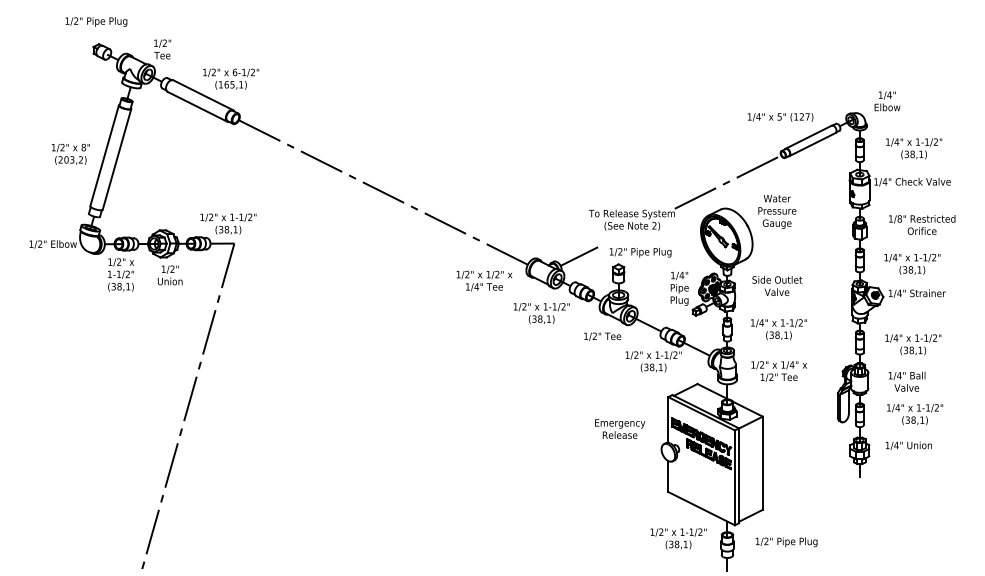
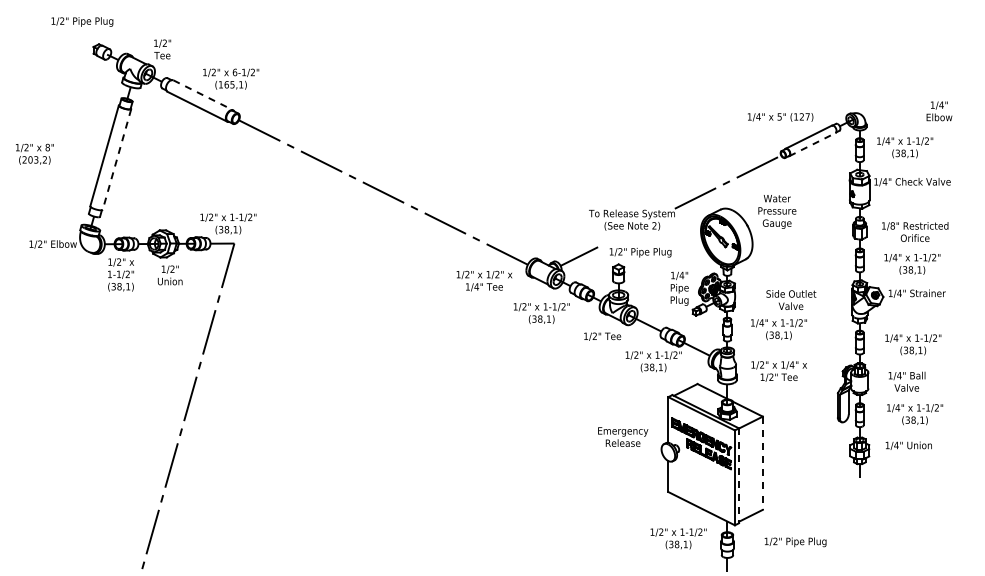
text position: (96, 21) -> (82, 21) (82, 21)
line: solid -> dashed (203, 95)
text position: (887, 101) -> (939, 111) (939, 111)
line: solid -> dashed (812, 144)
text position: (914, 148) -> (905, 147) (905, 147)
text position: (70, 153) -> (34, 153) (34, 153)
line: solid -> dashed (116, 159)
text position: (922, 224) -> (915, 231) (915, 231)
text position: (777, 285) -> (791, 299) (791, 299)
text position: (620, 428) -> (623, 436) (623, 436)
line: solid -> dashed (762, 463)
line: solid -> dashed (739, 476)
text position: (786, 542) -> (795, 542) (795, 542)
